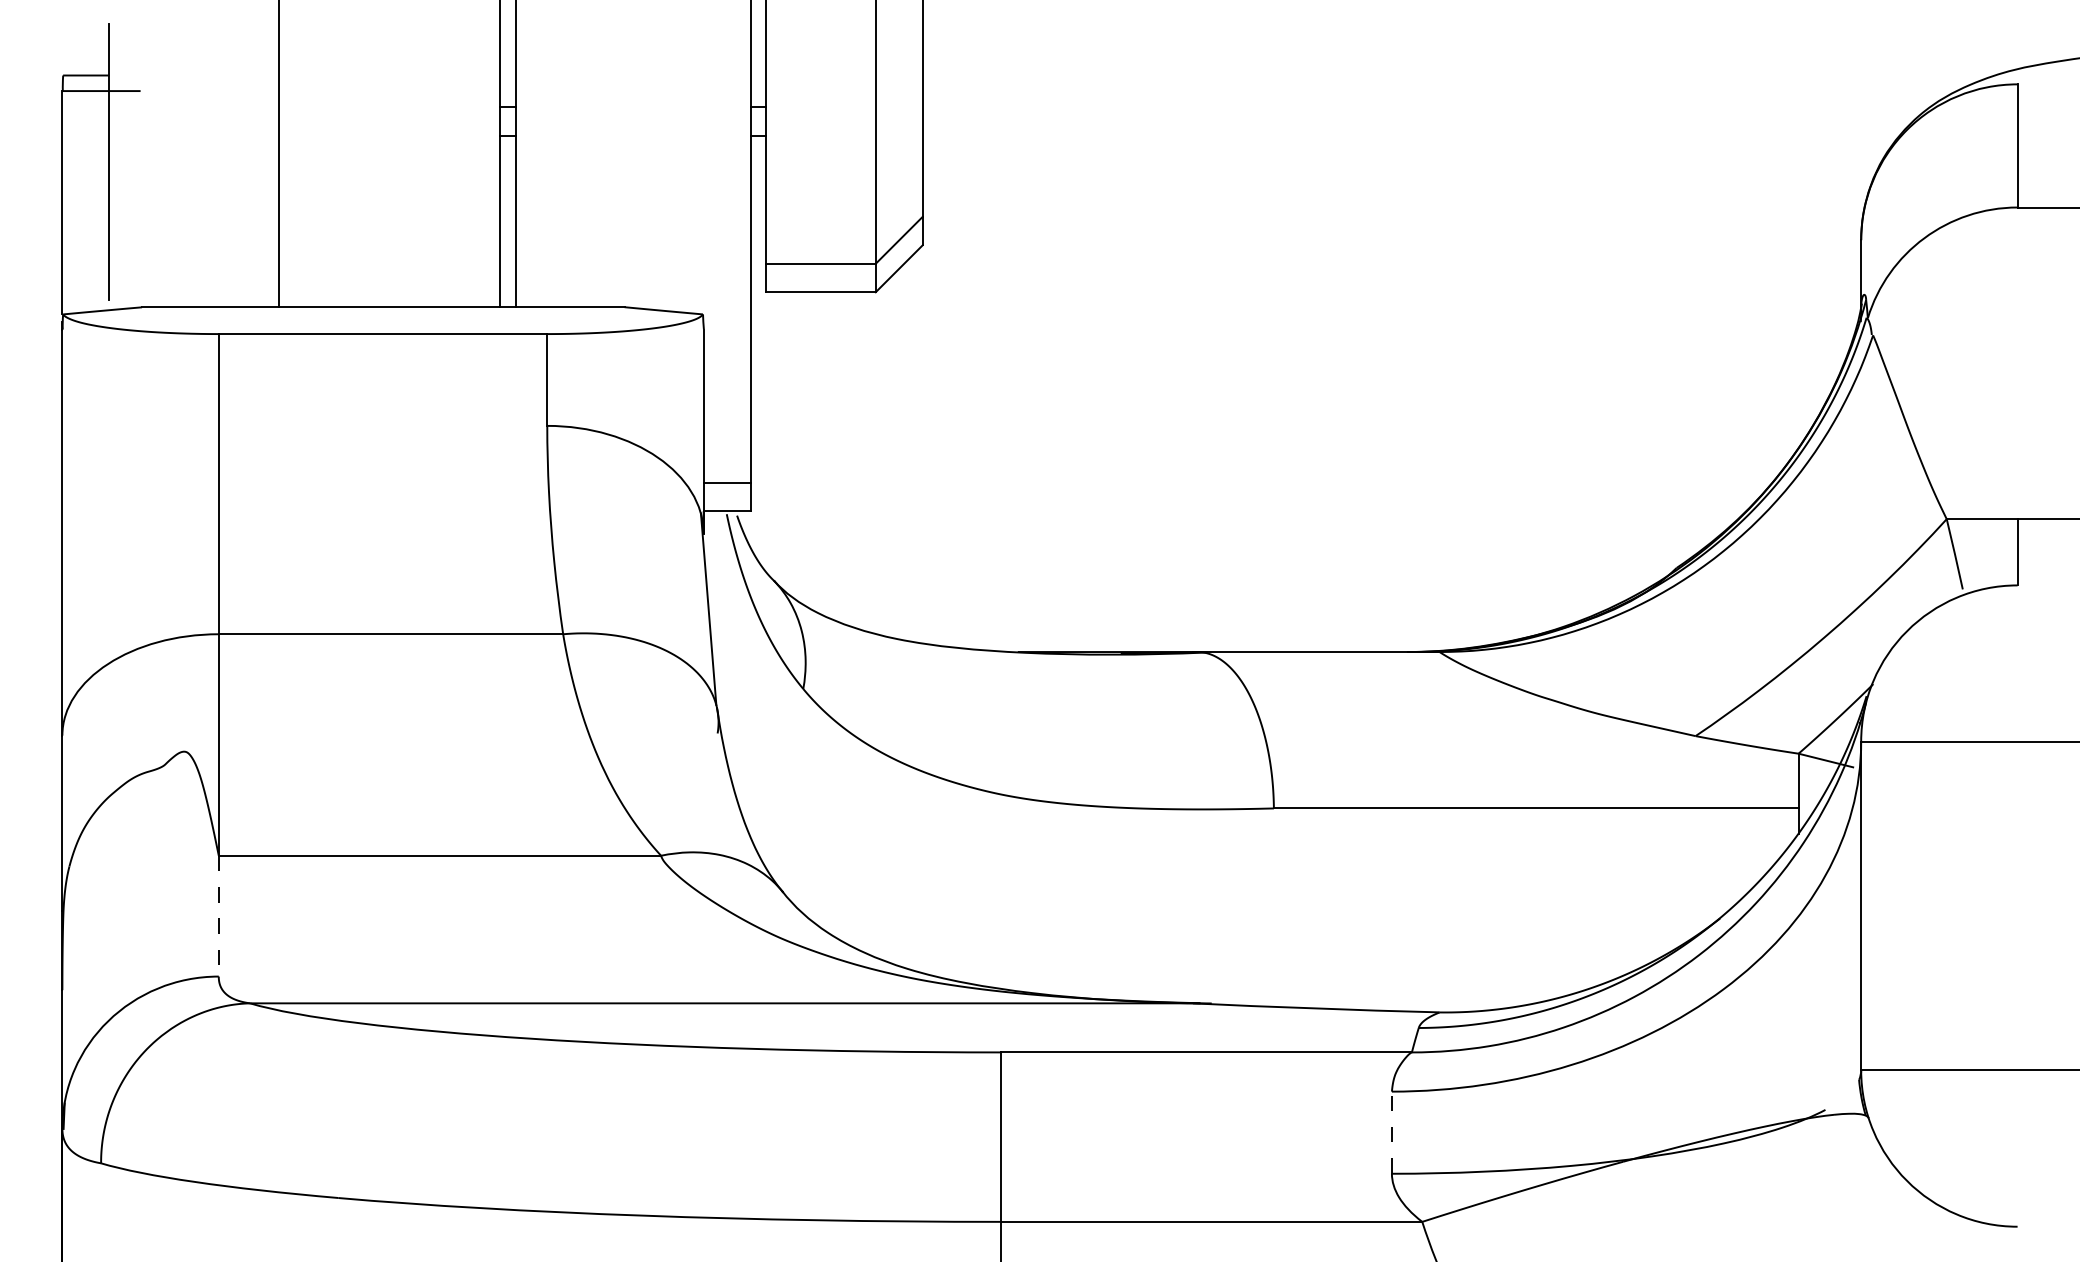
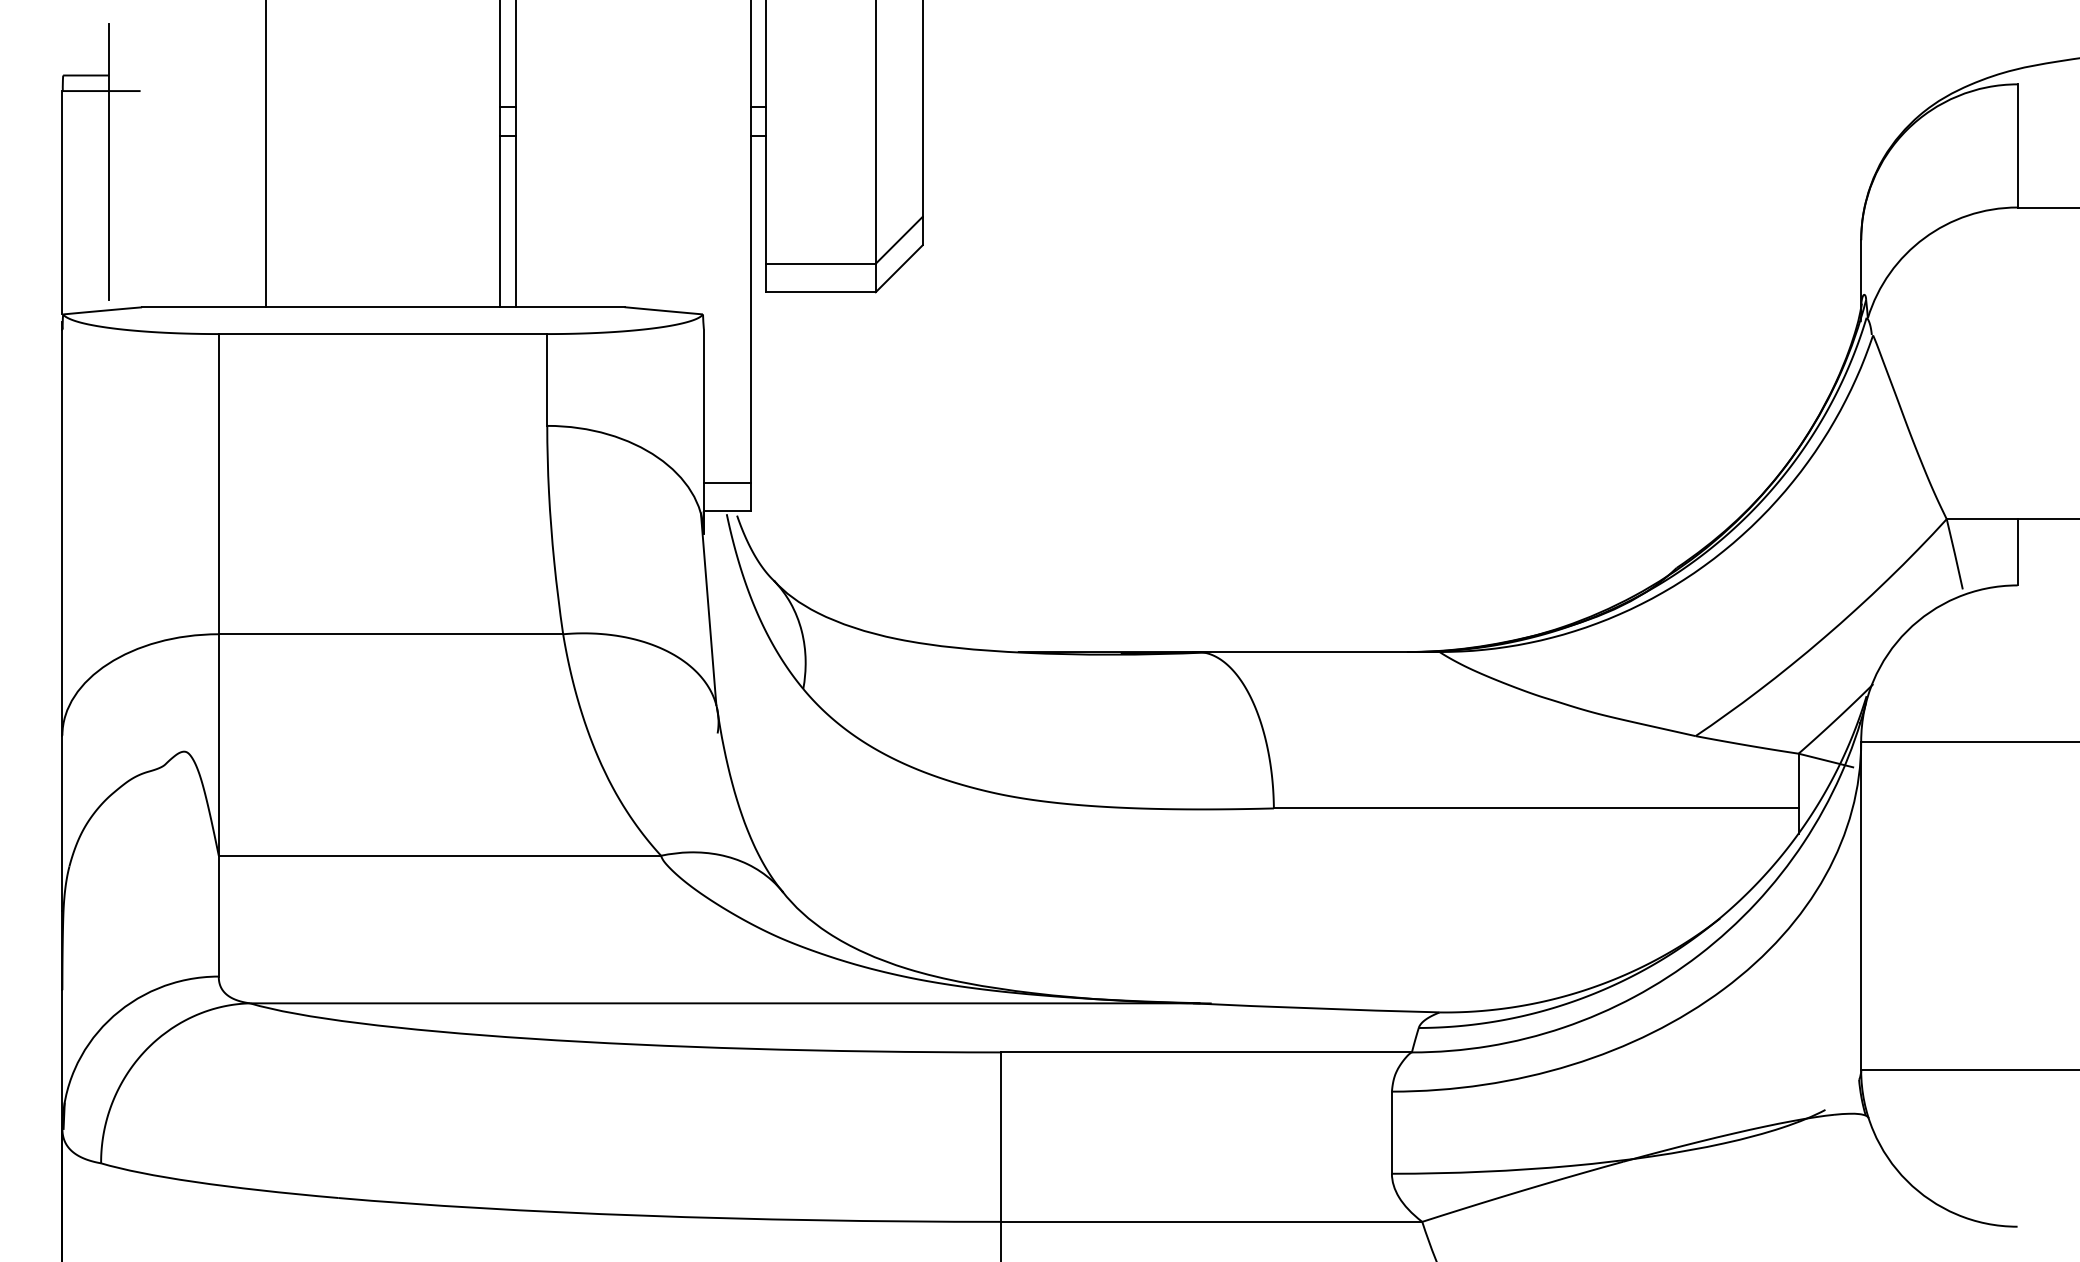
line position: (278, 154) -> (265, 154) (265, 154)
line: dashed -> solid (218, 916)
line: dashed -> solid (1391, 1132)
